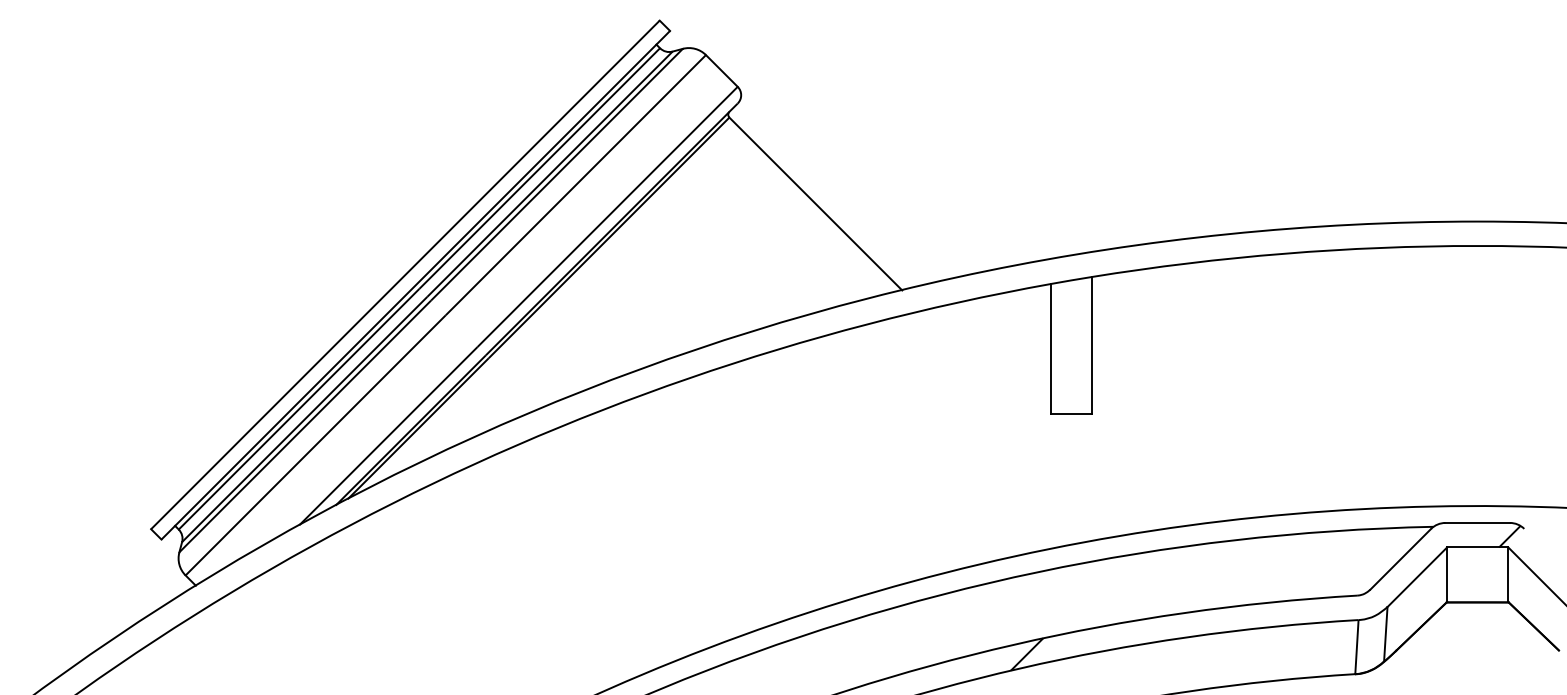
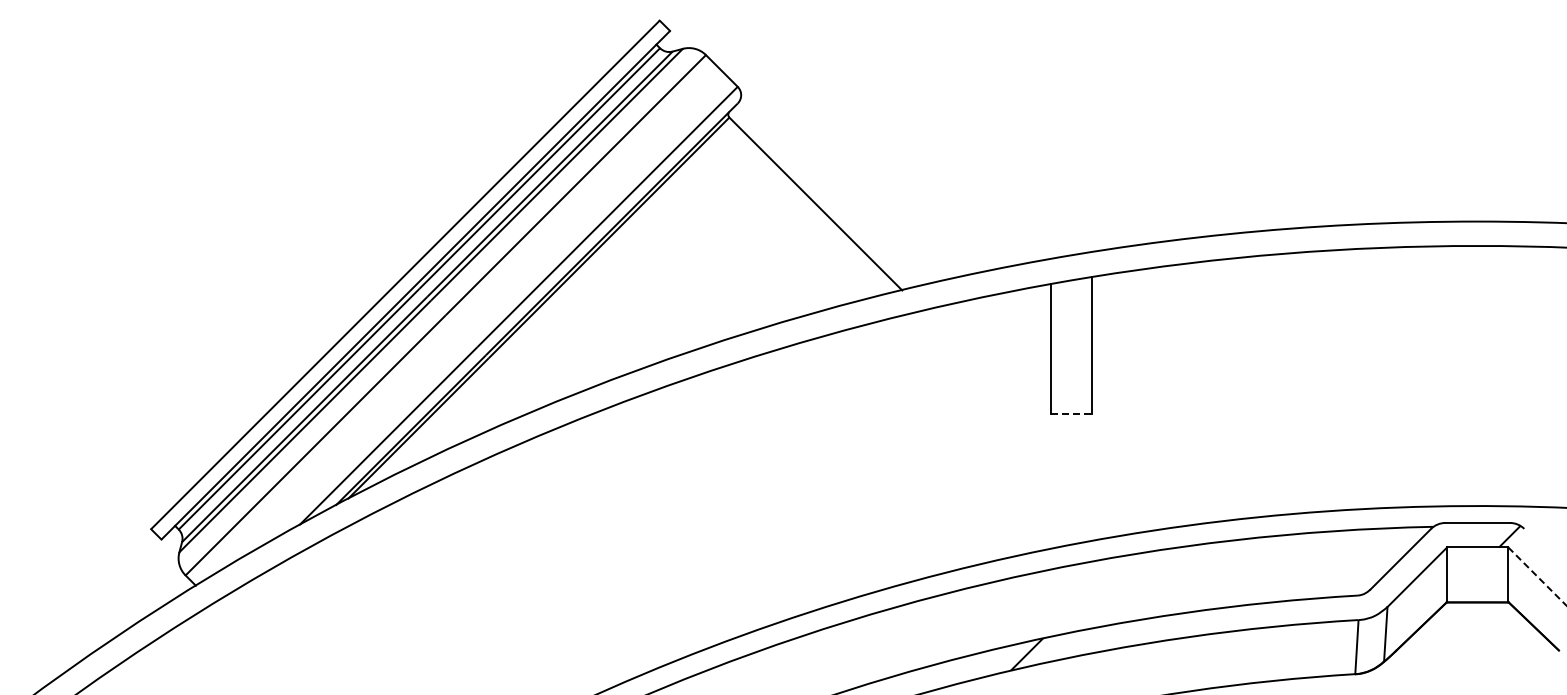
line: solid -> dashed (1071, 414)
line: solid -> dashed (1537, 576)
